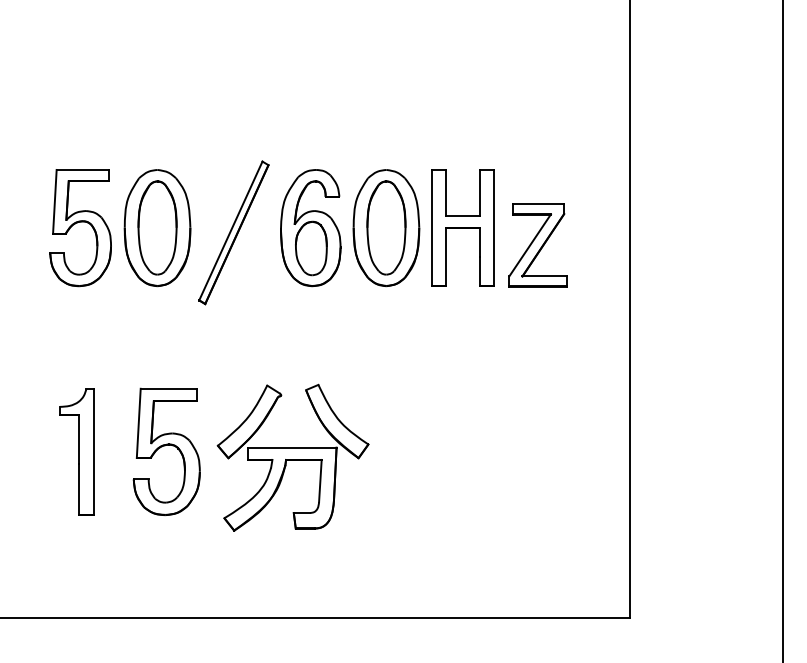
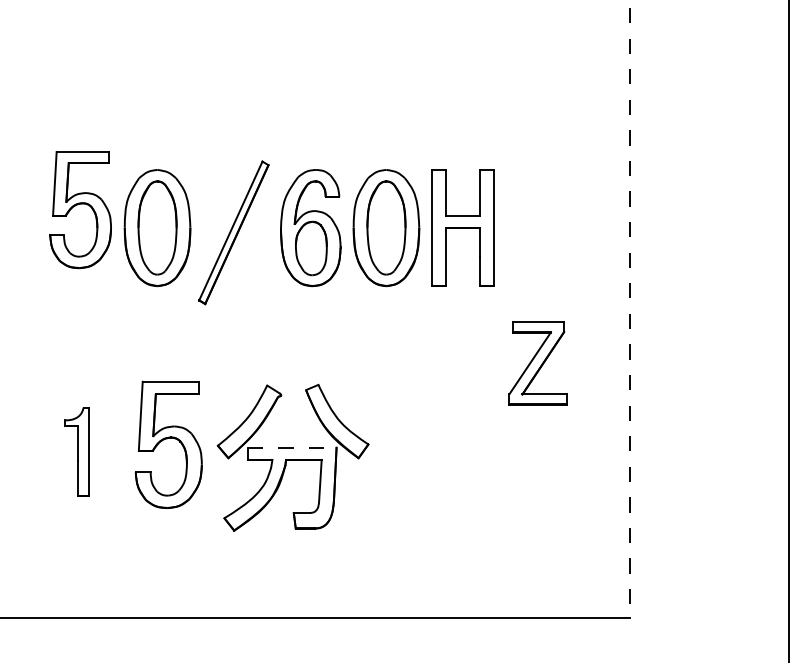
part position: (80, 228) -> (80, 210) (80, 210)
part position: (537, 245) -> (537, 363) (537, 363)
line: solid -> dashed (629, 309)
line position: (782, 330) -> (788, 330) (788, 330)
line: solid -> dashed (292, 447)
part size: 36x128 px -> 26x90 px (76, 451)
part position: (166, 451) -> (168, 444) (168, 444)
